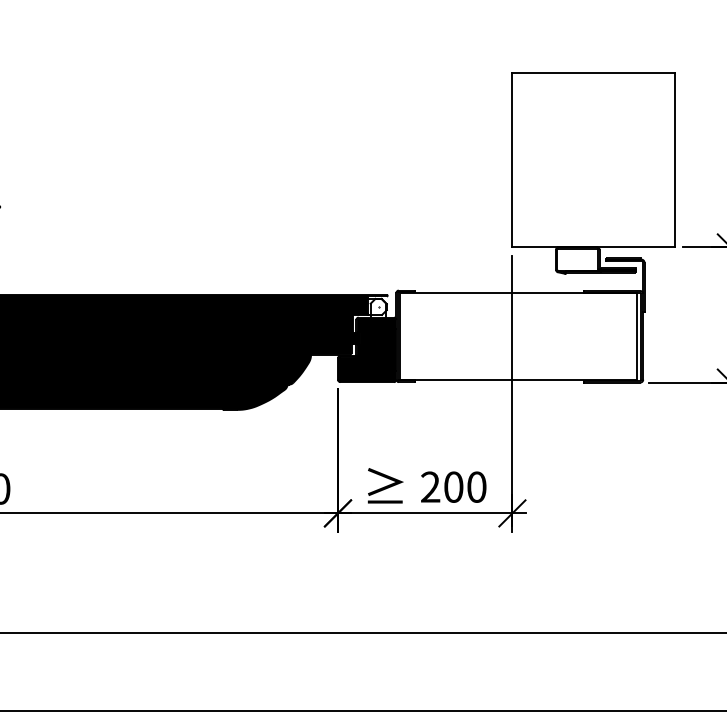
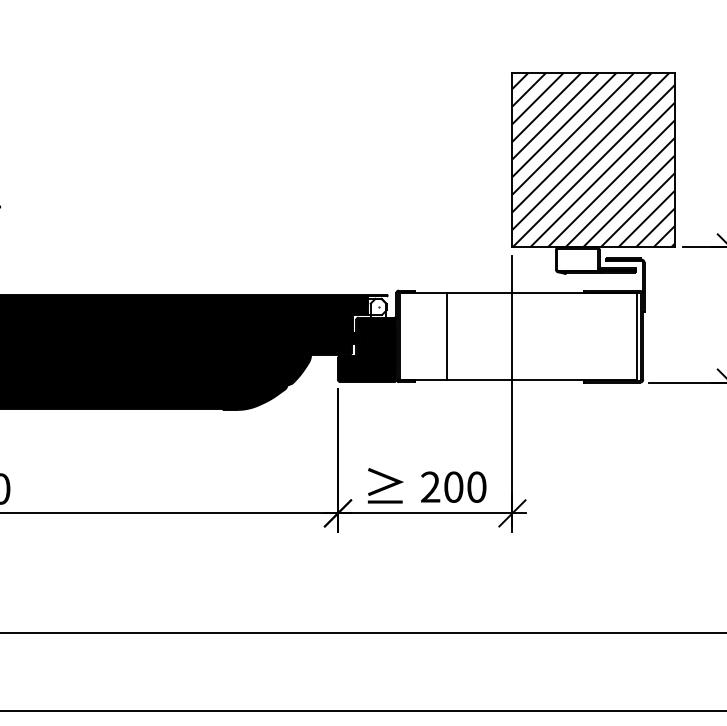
hatch: none -> present (593, 160)
line: none -> present (447, 336)
